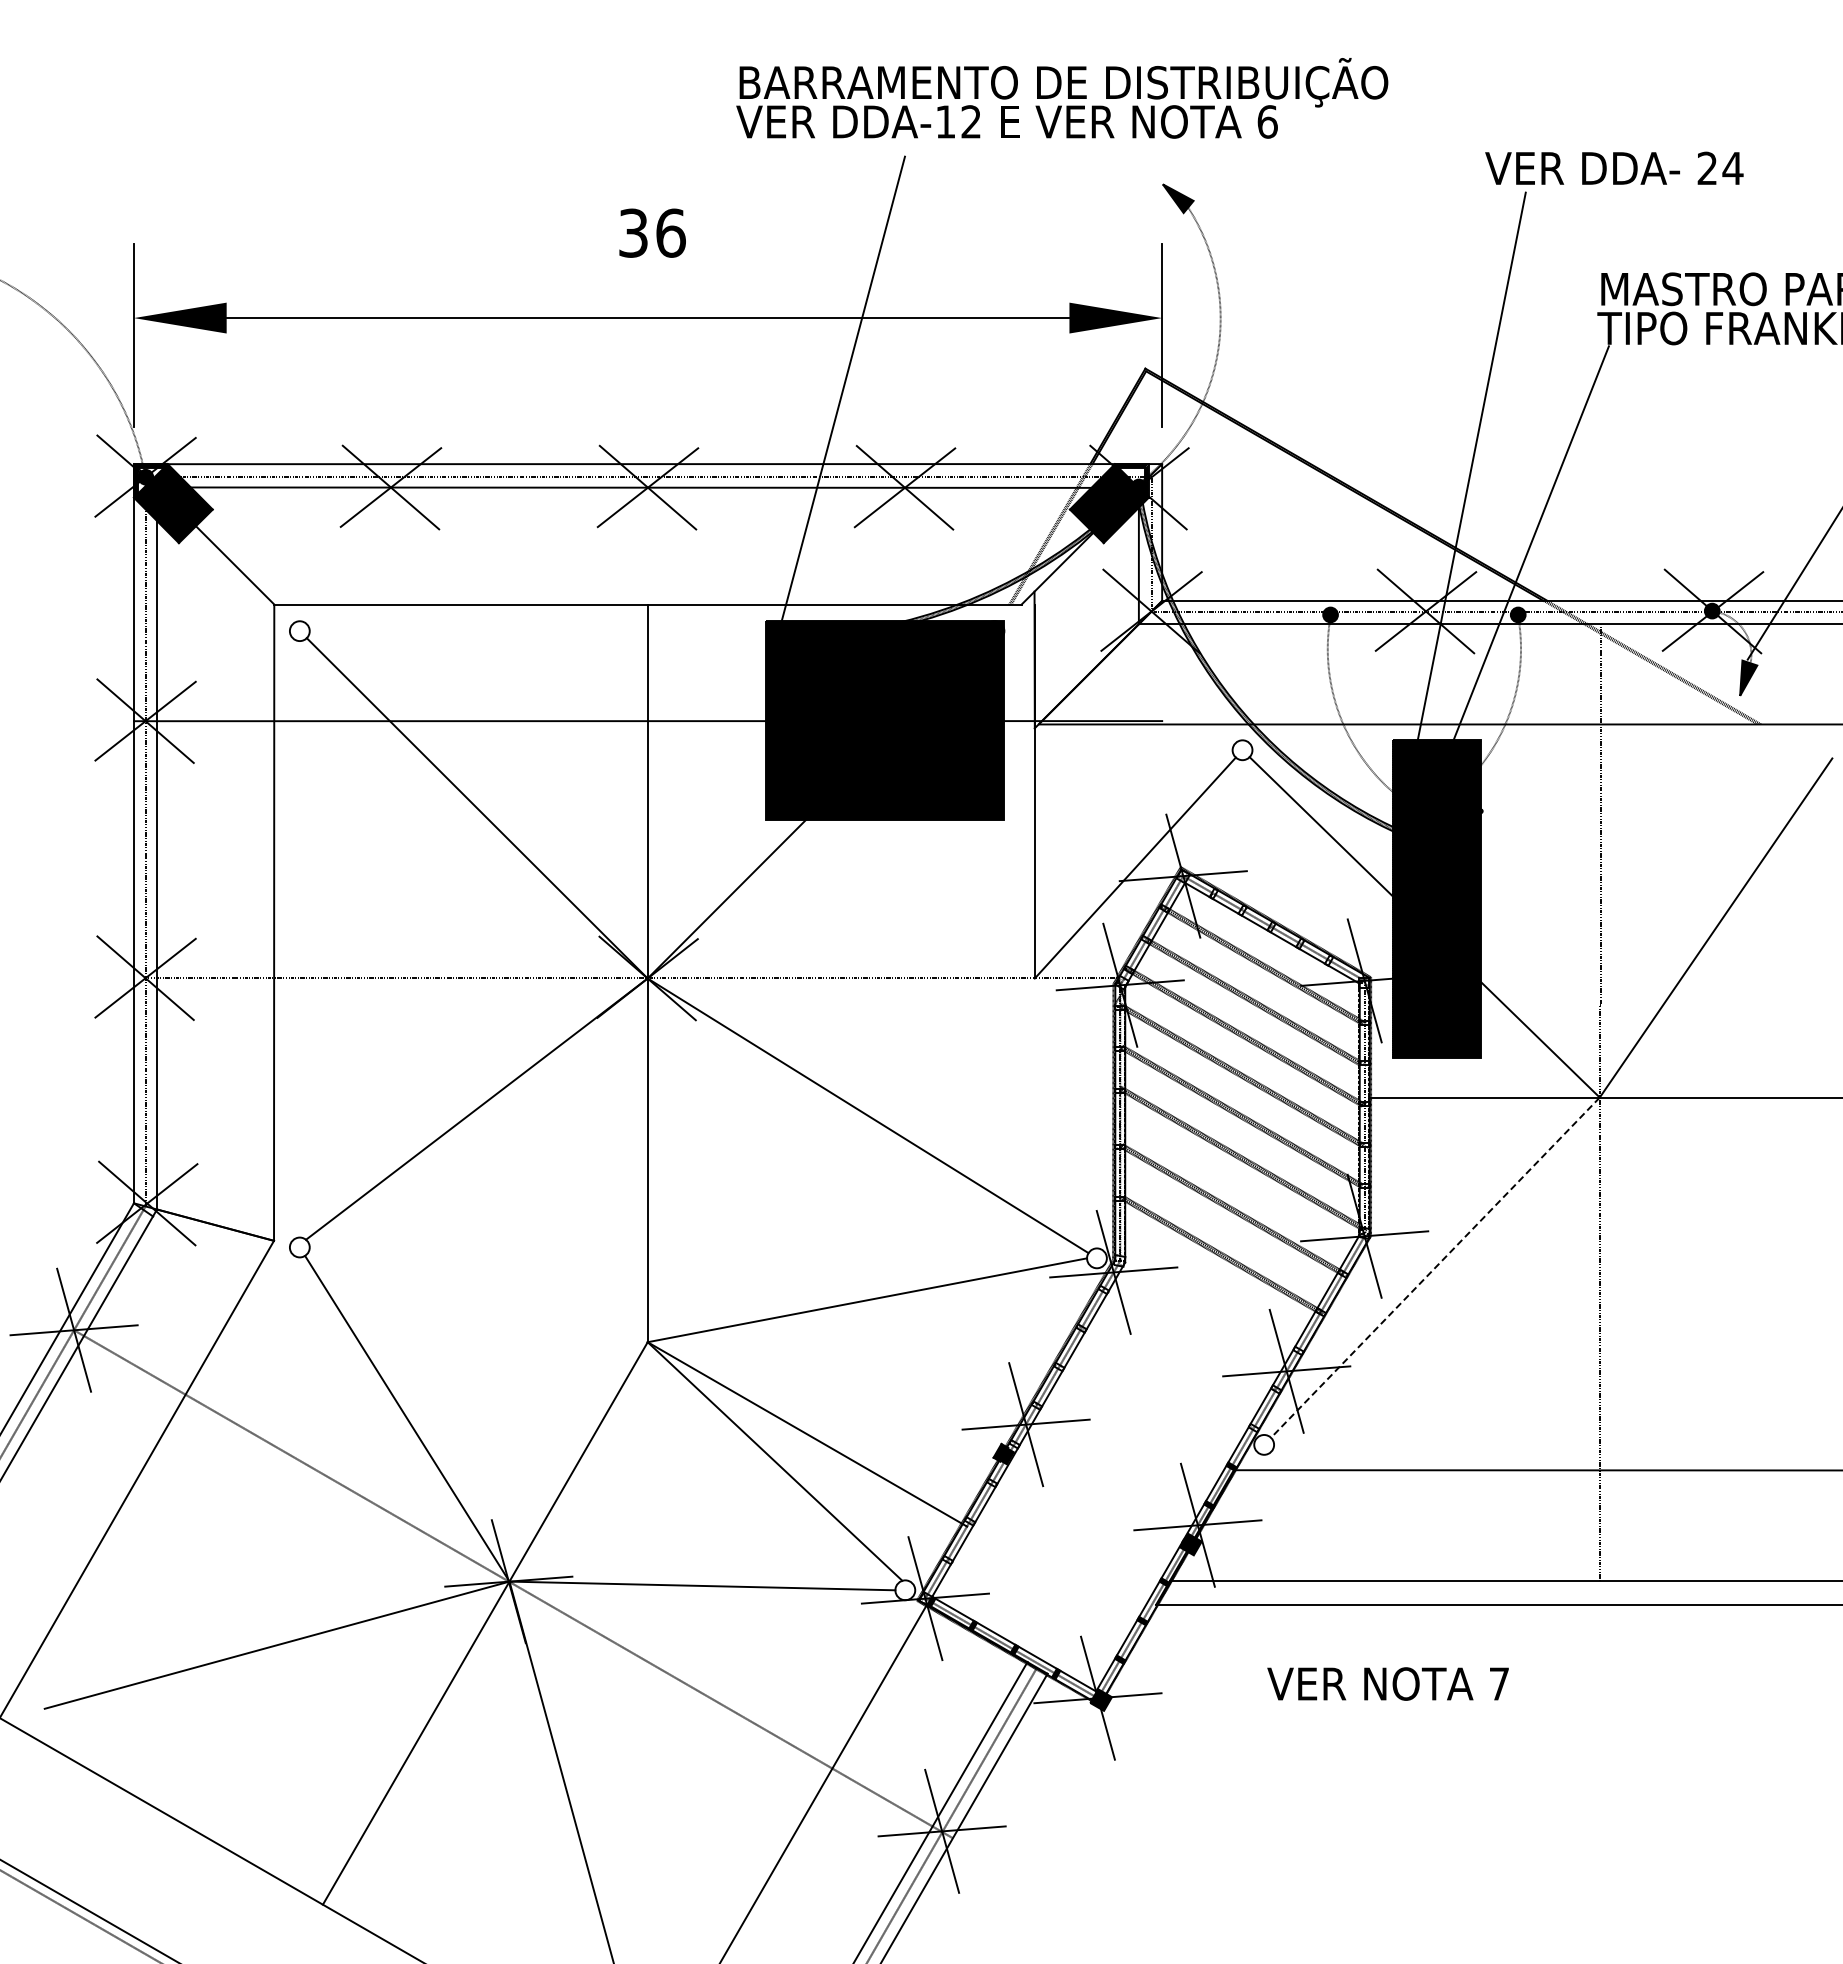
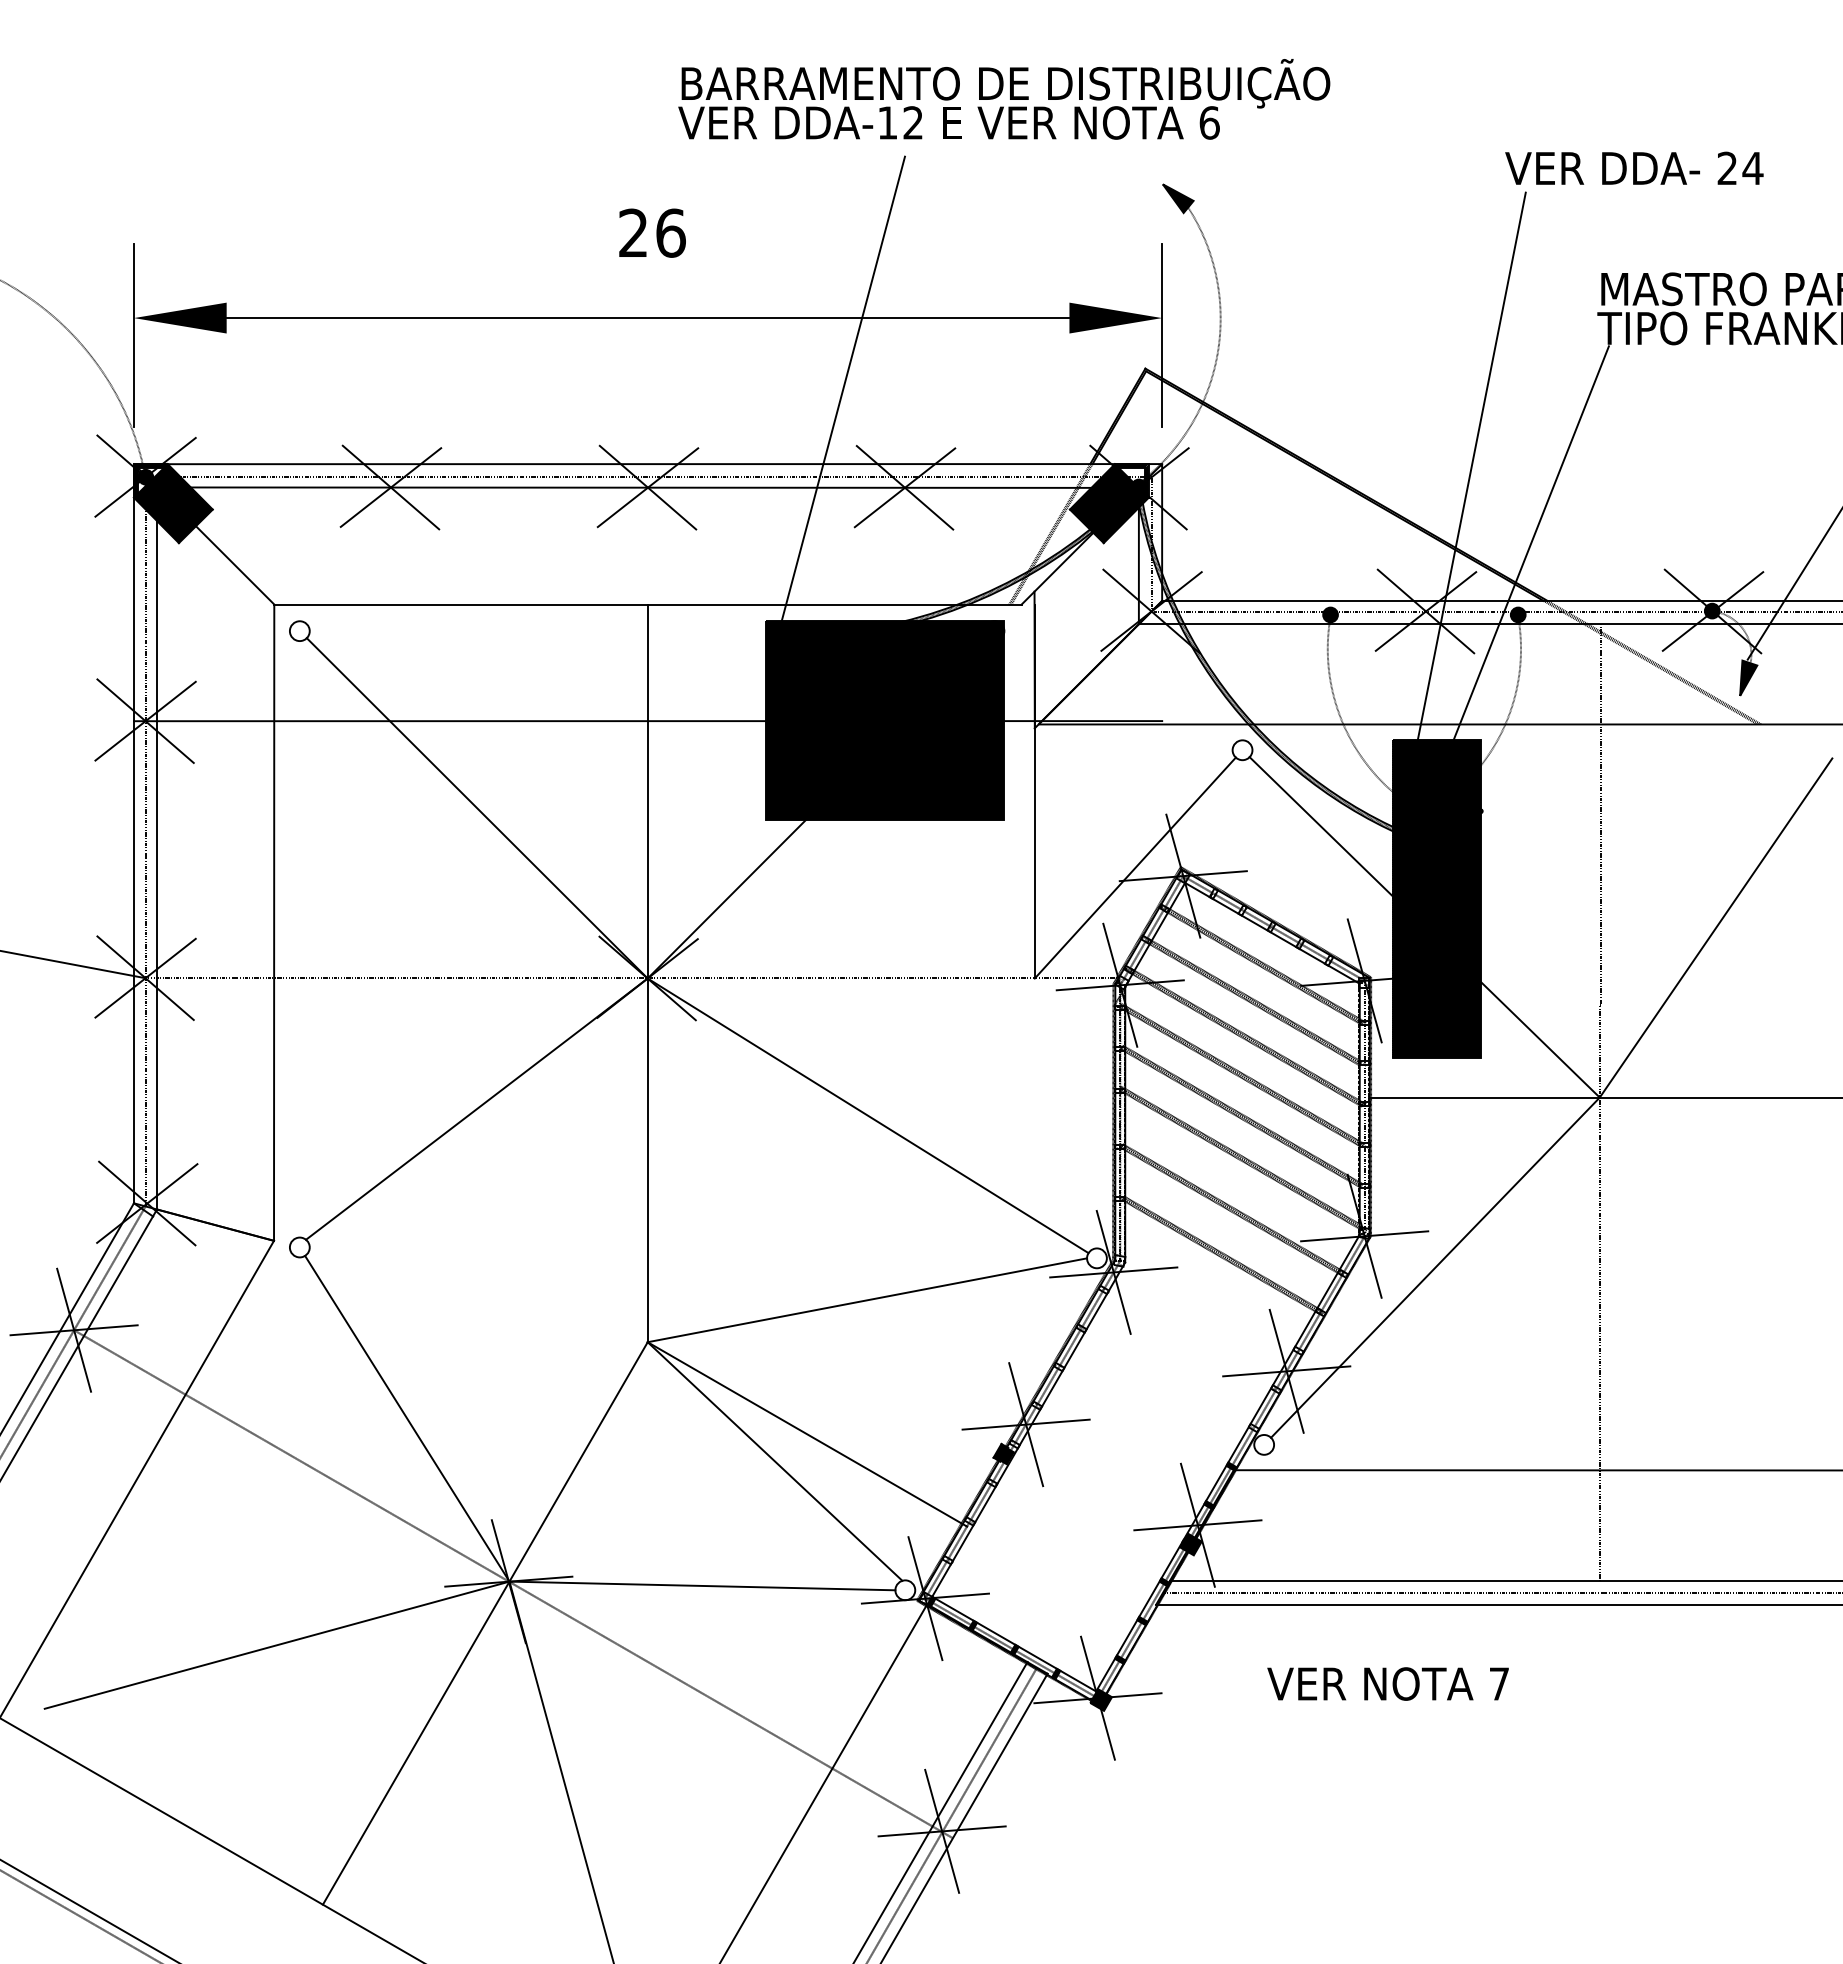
text position: (1062, 98) -> (1004, 99) (1004, 99)
text position: (1614, 167) -> (1634, 167) (1634, 167)
text: 36 -> 26 (633, 232)
line: none -> present (73, 964)
line: dashed -> solid (1435, 1267)
line: none -> present (1501, 1592)
